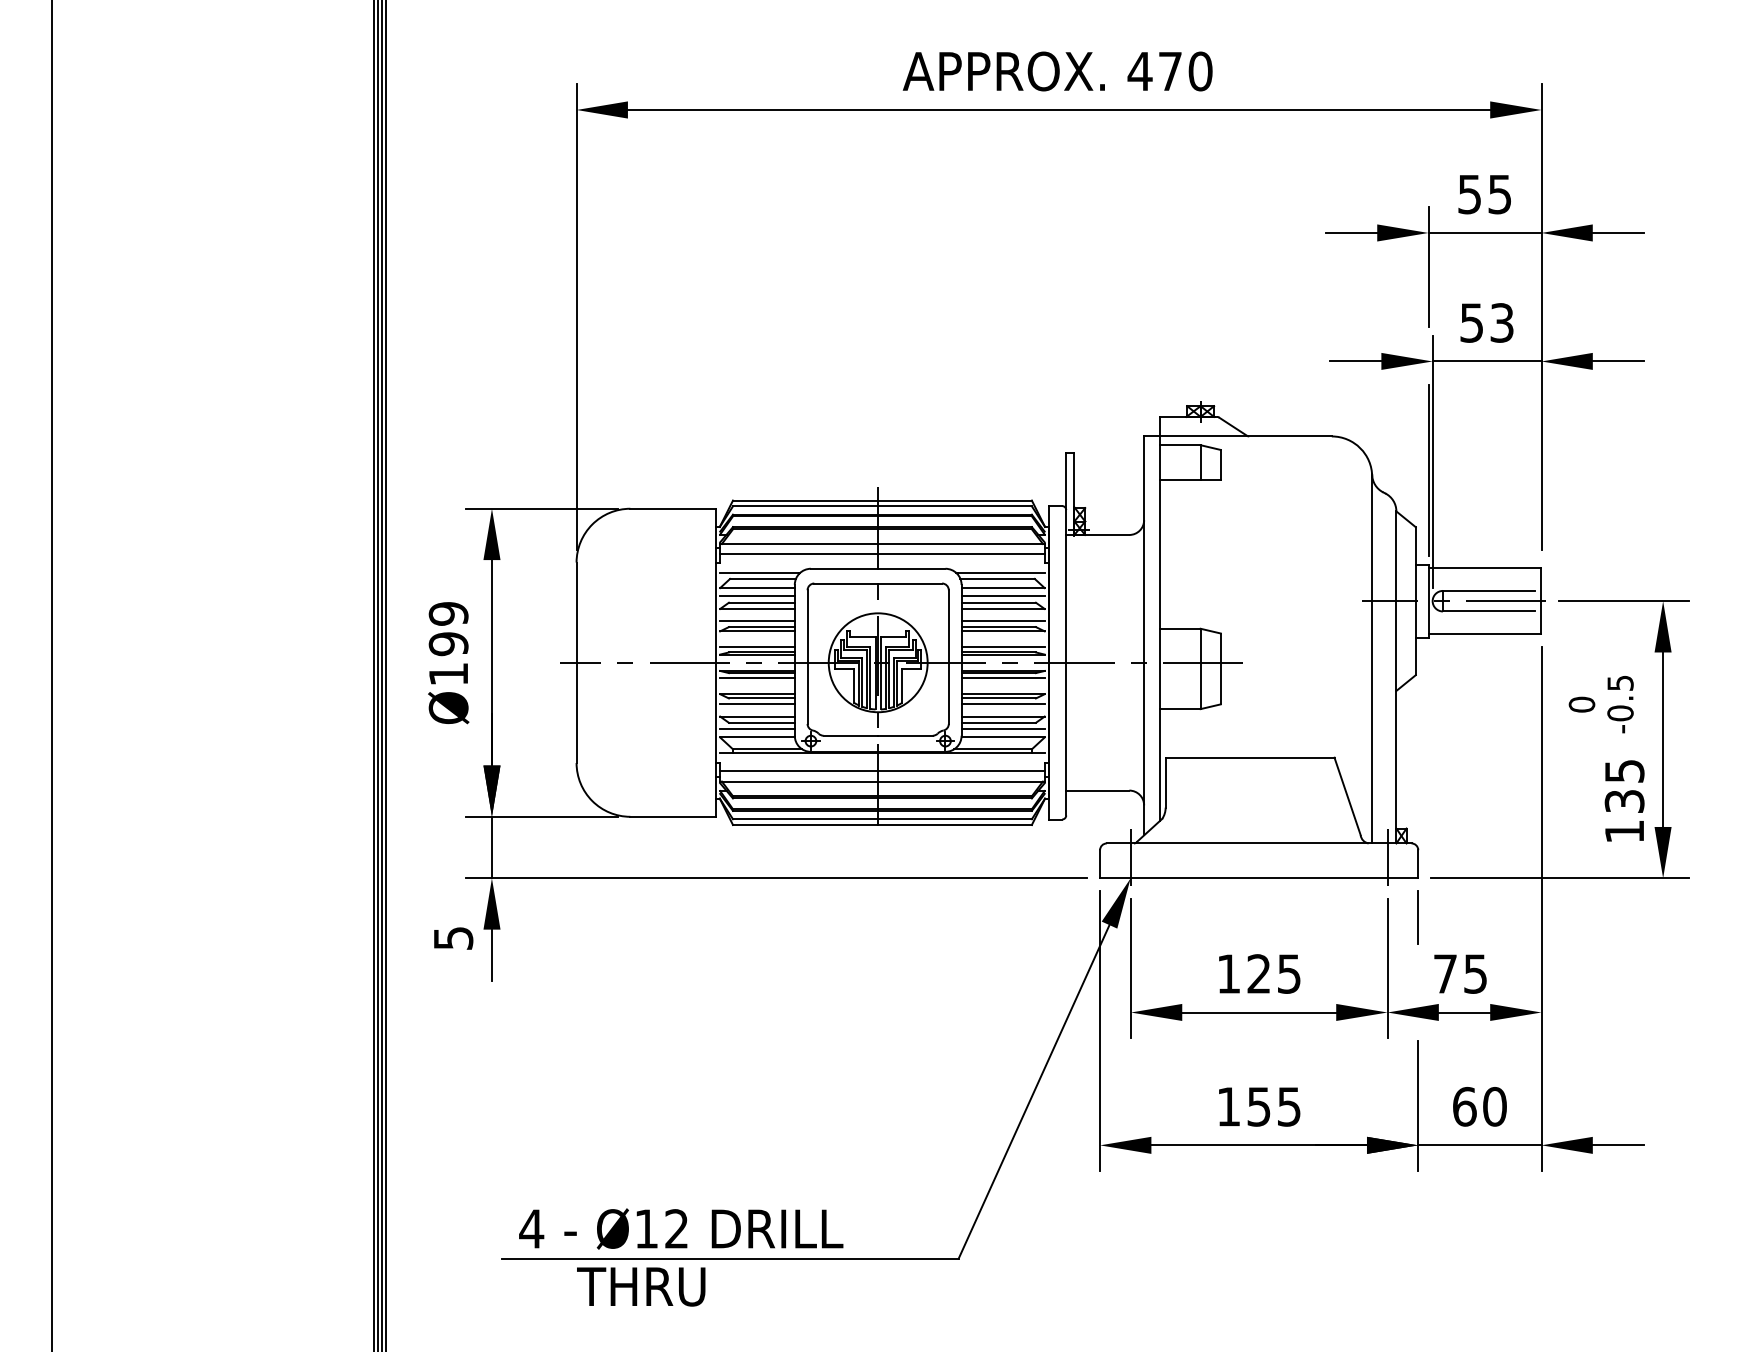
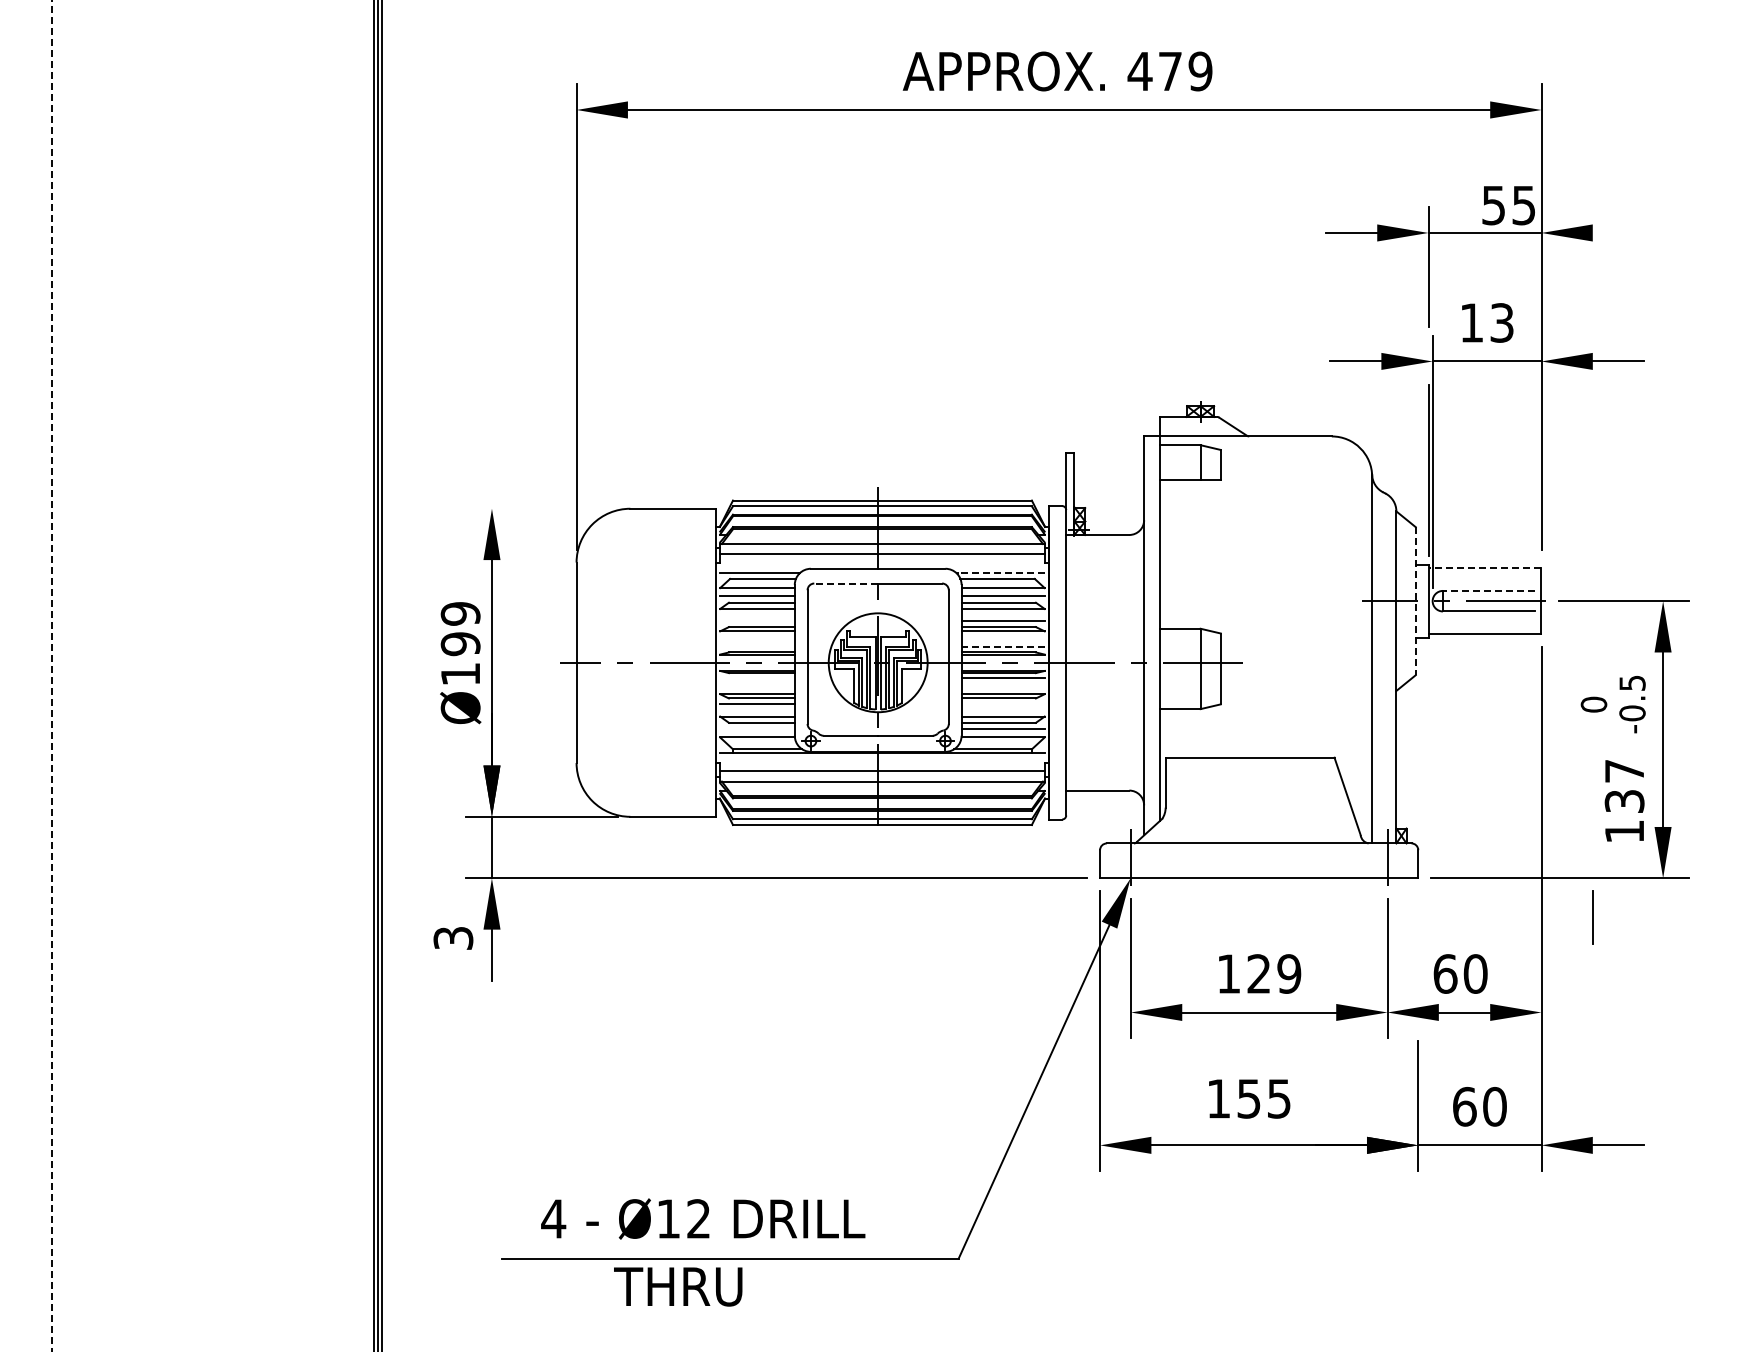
text: 470 -> 479 (1200, 71)
text position: (1484, 194) -> (1508, 205) (1508, 205)
line: present -> none (1618, 232)
text: 53 -> 13 (1471, 322)
line: present -> none (541, 508)
line: solid -> dashed (1484, 568)
line: solid -> dashed (999, 572)
line: solid -> dashed (846, 583)
line: solid -> dashed (1488, 590)
line: solid -> dashed (1415, 601)
line: present -> none (757, 621)
line: present -> none (757, 647)
line: solid -> dashed (1003, 647)
text position: (448, 663) -> (460, 663) (460, 663)
line: present -> none (385, 675)
line: solid -> dashed (52, 676)
line: present -> none (757, 678)
line: present -> none (1002, 704)
text position: (1600, 704) -> (1612, 704) (1612, 704)
line: present -> none (757, 729)
text: 135 -> 137 (1624, 771)
line position: (1417, 917) -> (1592, 917) (1592, 917)
text: 5 -> 3 (452, 938)
text: 125 -> 129 (1289, 973)
text: 75 -> 60 (1460, 973)
text position: (1259, 1106) -> (1249, 1098) (1249, 1098)
text position: (681, 1228) -> (703, 1218) (703, 1218)
text position: (641, 1286) -> (678, 1286) (678, 1286)
